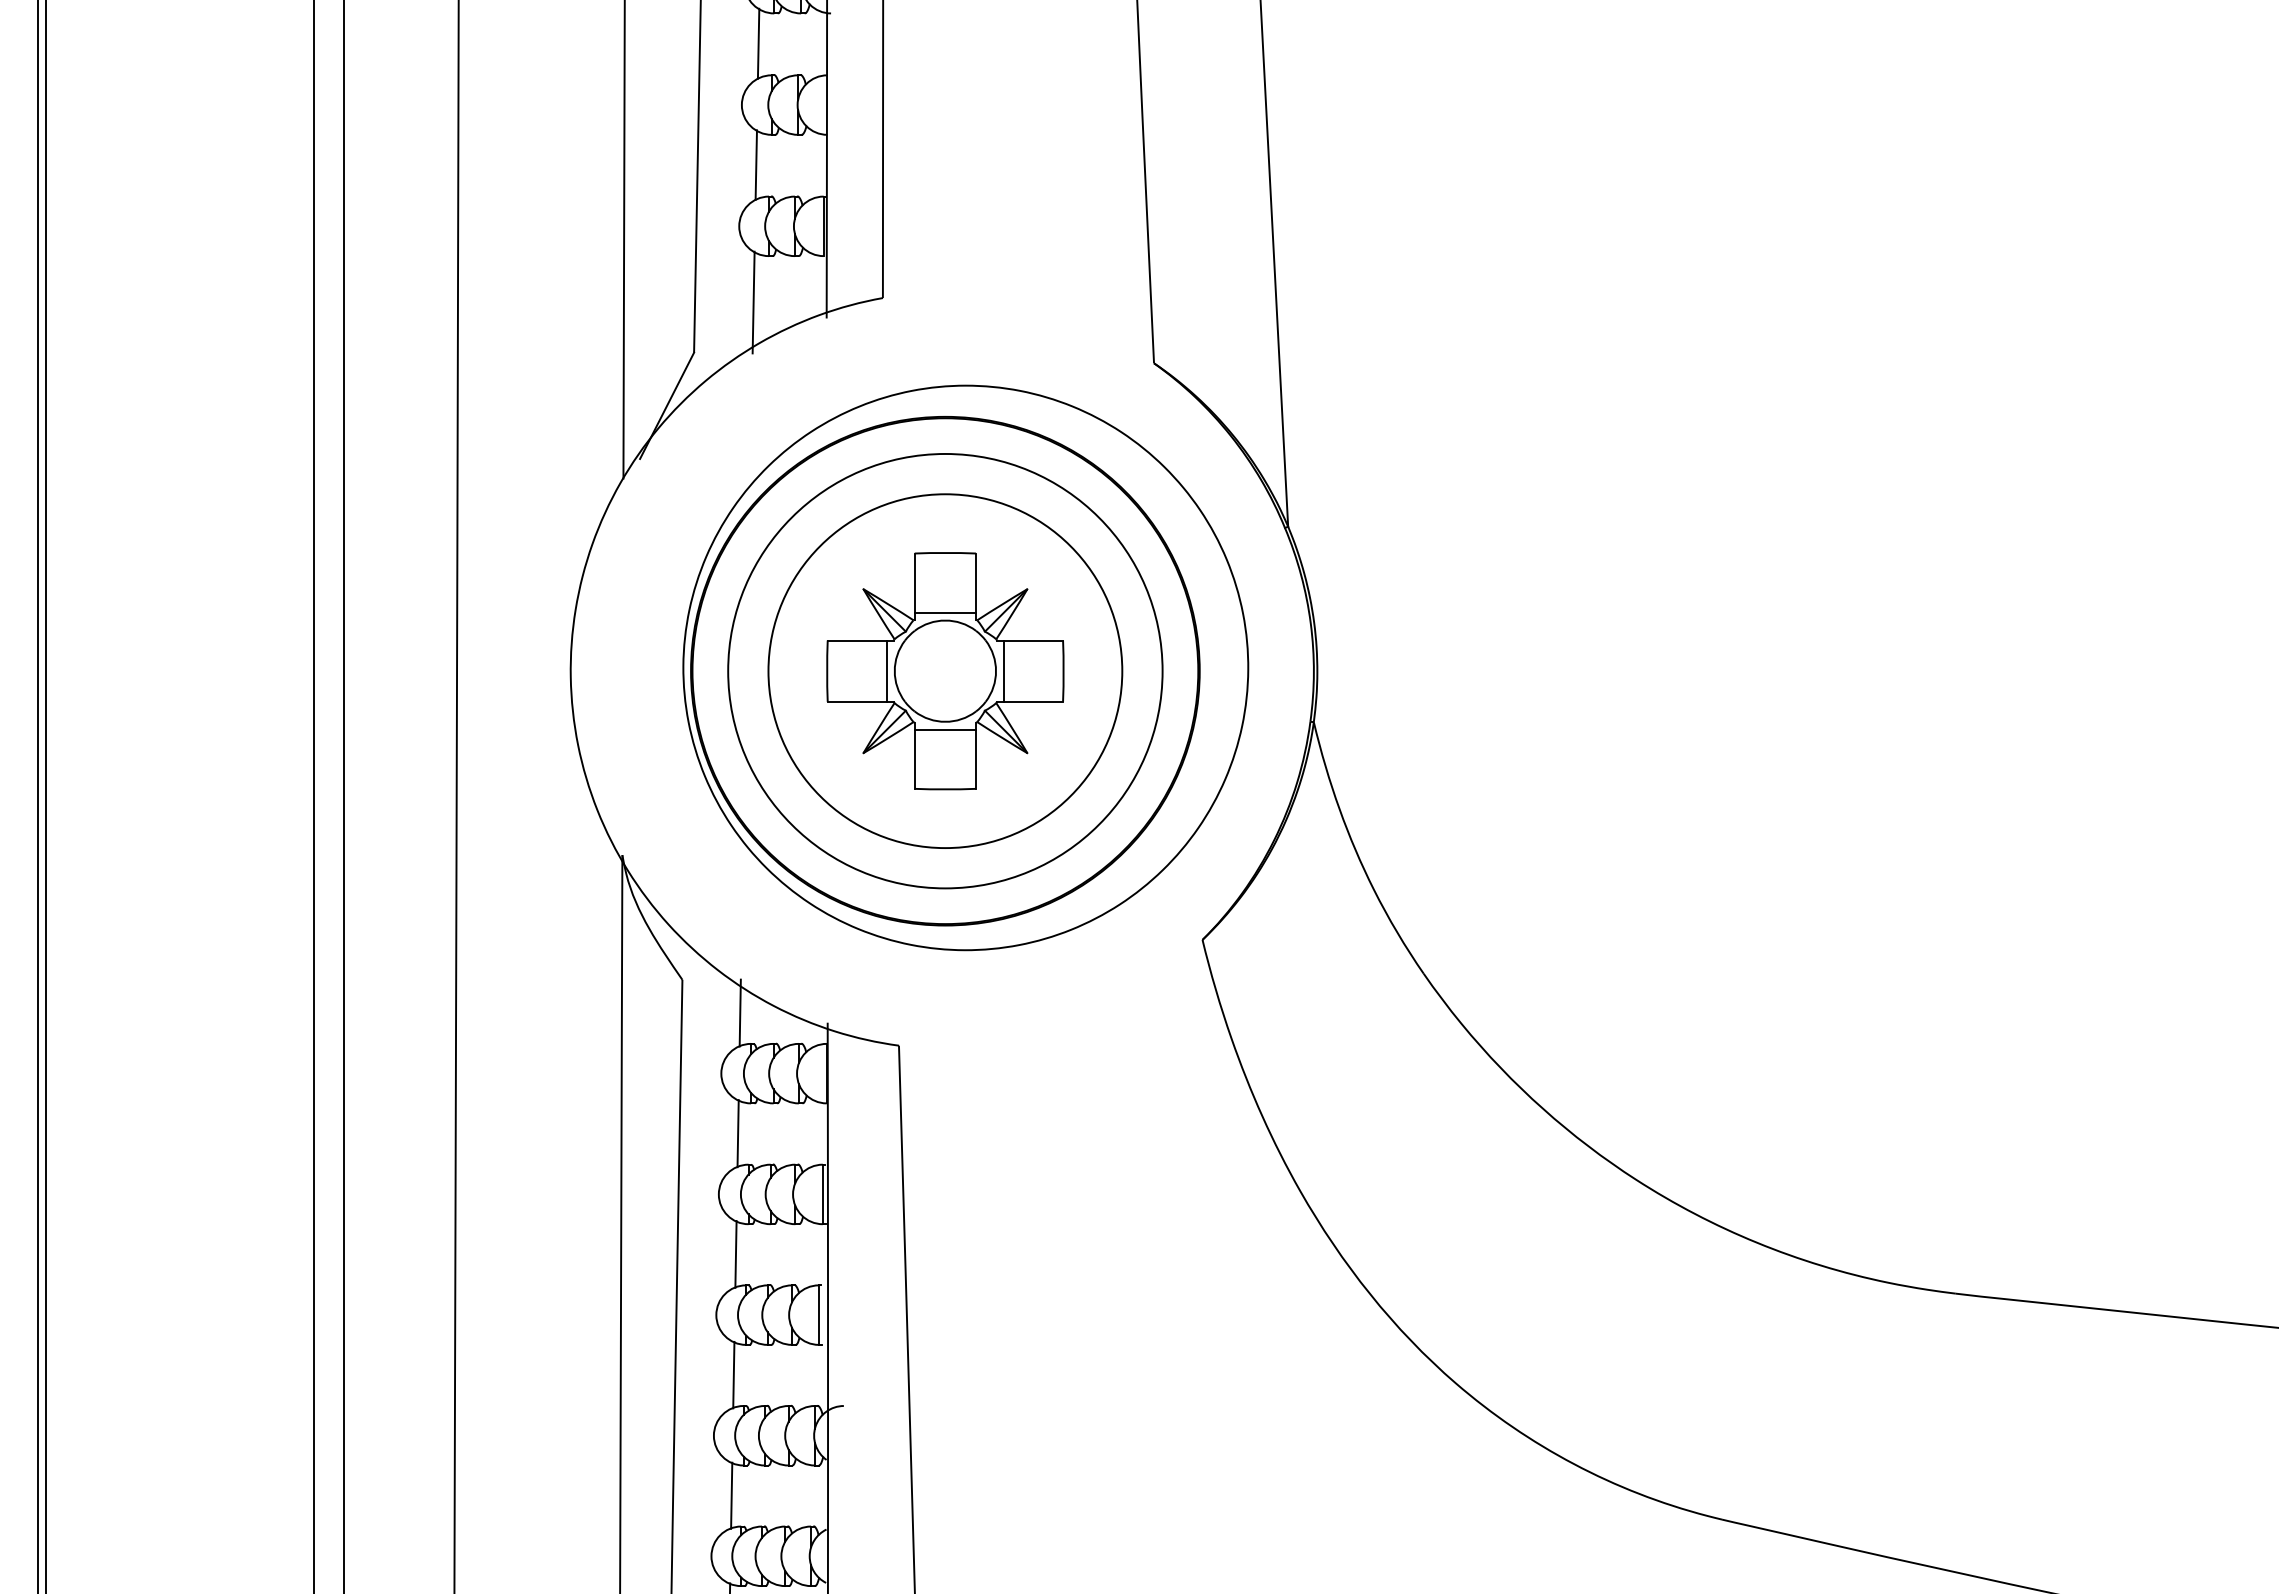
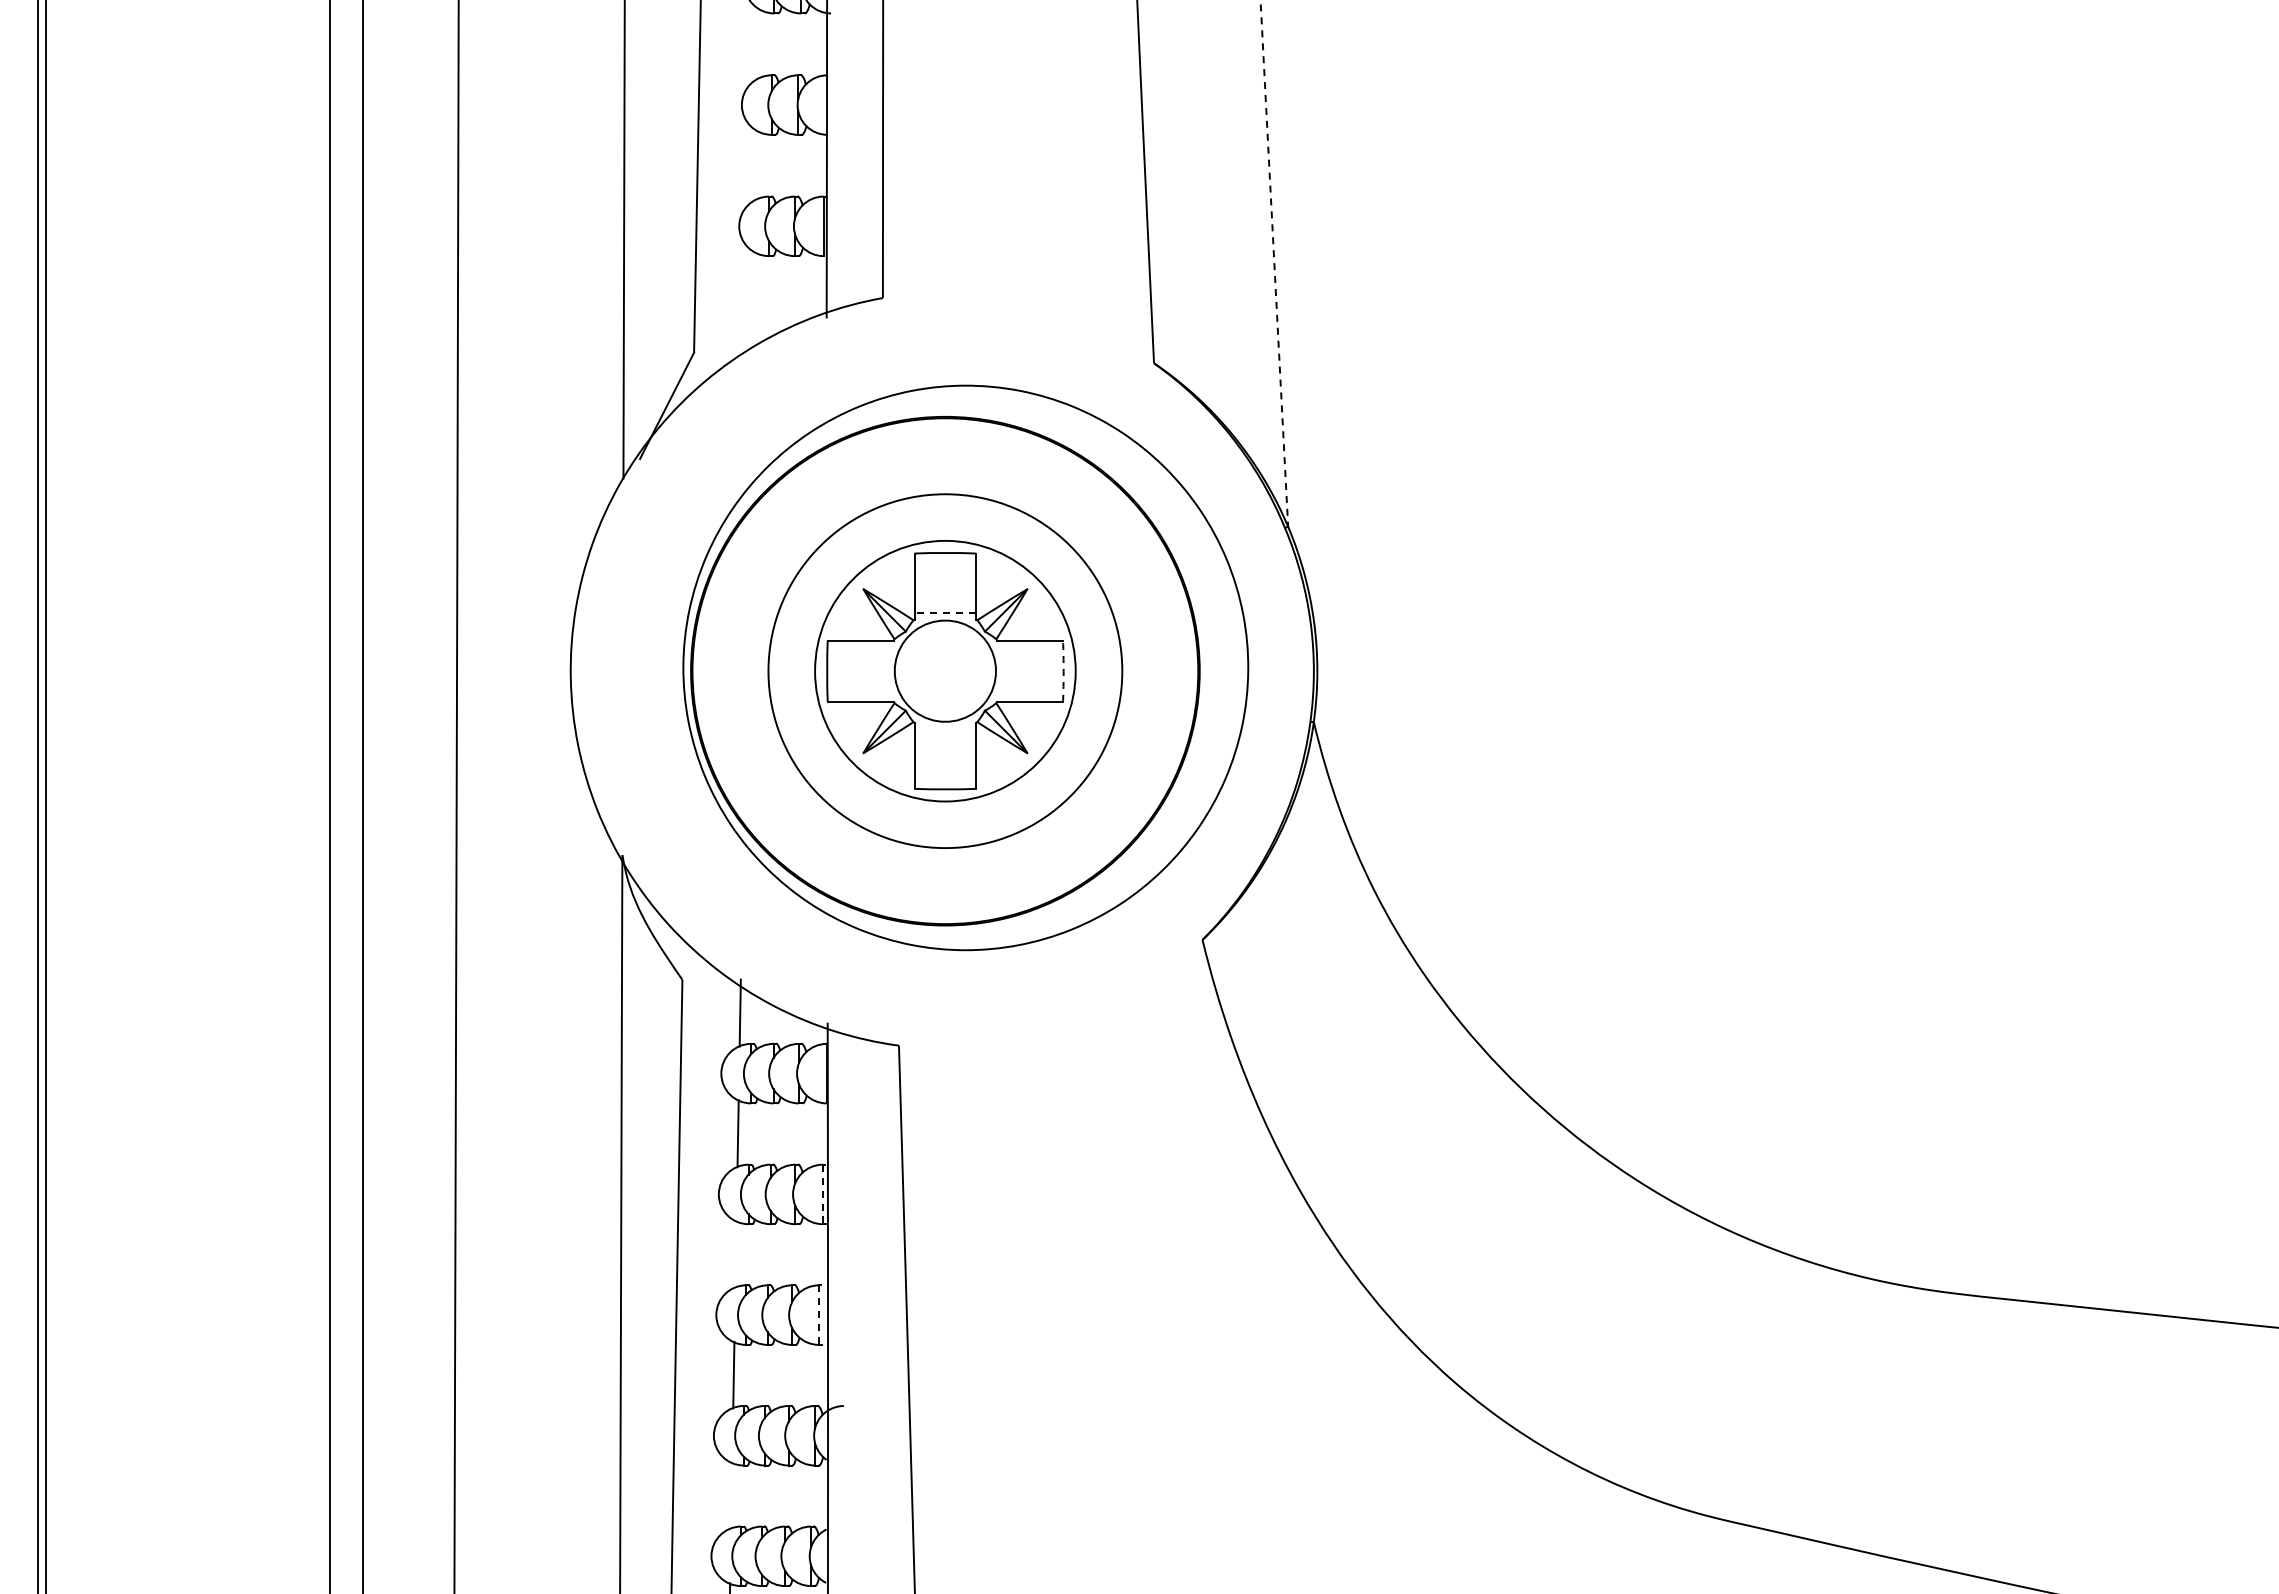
line: present -> none (758, 43)
line: present -> none (755, 164)
line: solid -> dashed (1274, 264)
line: present -> none (753, 302)
line: solid -> dashed (945, 612)
line: present -> none (886, 670)
circle diameter: 434 px -> 261 px (945, 670)
line: present -> none (1003, 670)
arc: solid -> dashed (1063, 671)
line: present -> none (945, 729)
line position: (314, 796) -> (330, 796) (330, 796)
line position: (343, 796) -> (362, 796) (362, 796)
line: solid -> dashed (822, 1194)
line: present -> none (735, 1254)
line: solid -> dashed (818, 1315)
line: present -> none (731, 1495)
